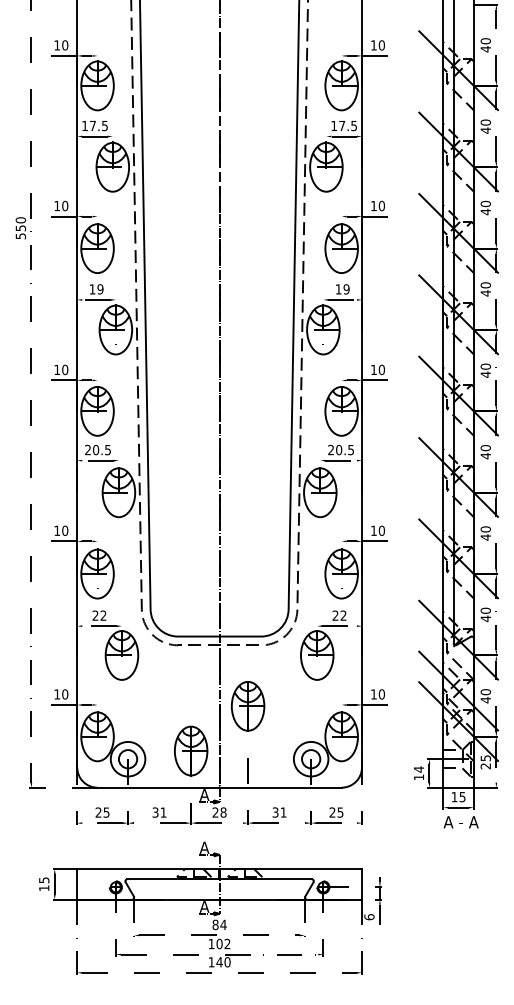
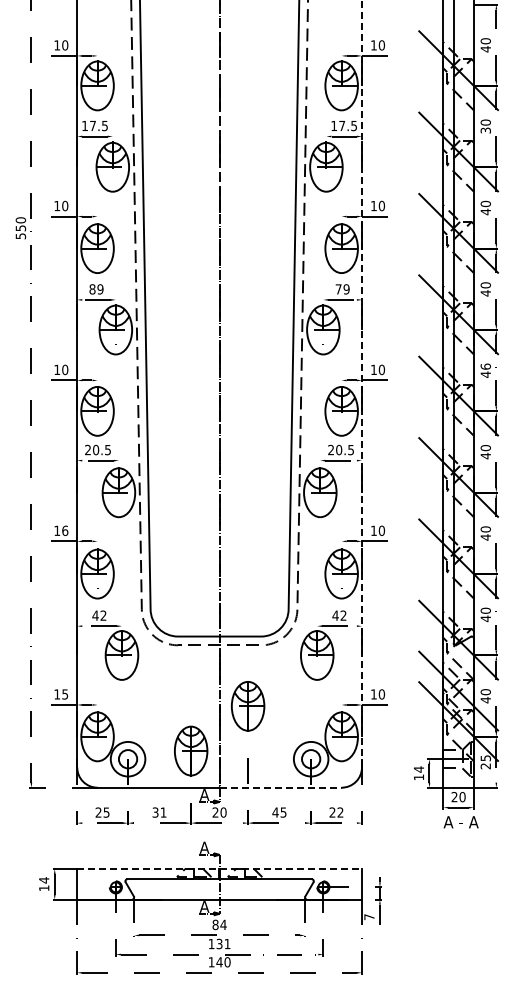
text: 40 -> 30 (485, 130)
text: 19 -> 89 (92, 289)
text: 19 -> 79 (338, 289)
text: 40 -> 46 (485, 366)
line: solid -> dashed (362, 383)
text: 10 -> 16 (65, 530)
text: 22 -> 42 (95, 615)
text: 22 -> 42 (335, 615)
text: 10 -> 15 (65, 694)
line: solid -> dashed (280, 787)
text: 15 -> 20 (458, 797)
text: 28 -> 20 (223, 812)
text: 31 -> 45 (279, 812)
text: 25 -> 22 (340, 812)
line: solid -> dashed (220, 869)
text: 15 -> 14 (44, 880)
text: 6 -> 7 (369, 917)
text: 102 -> 131 (223, 943)
